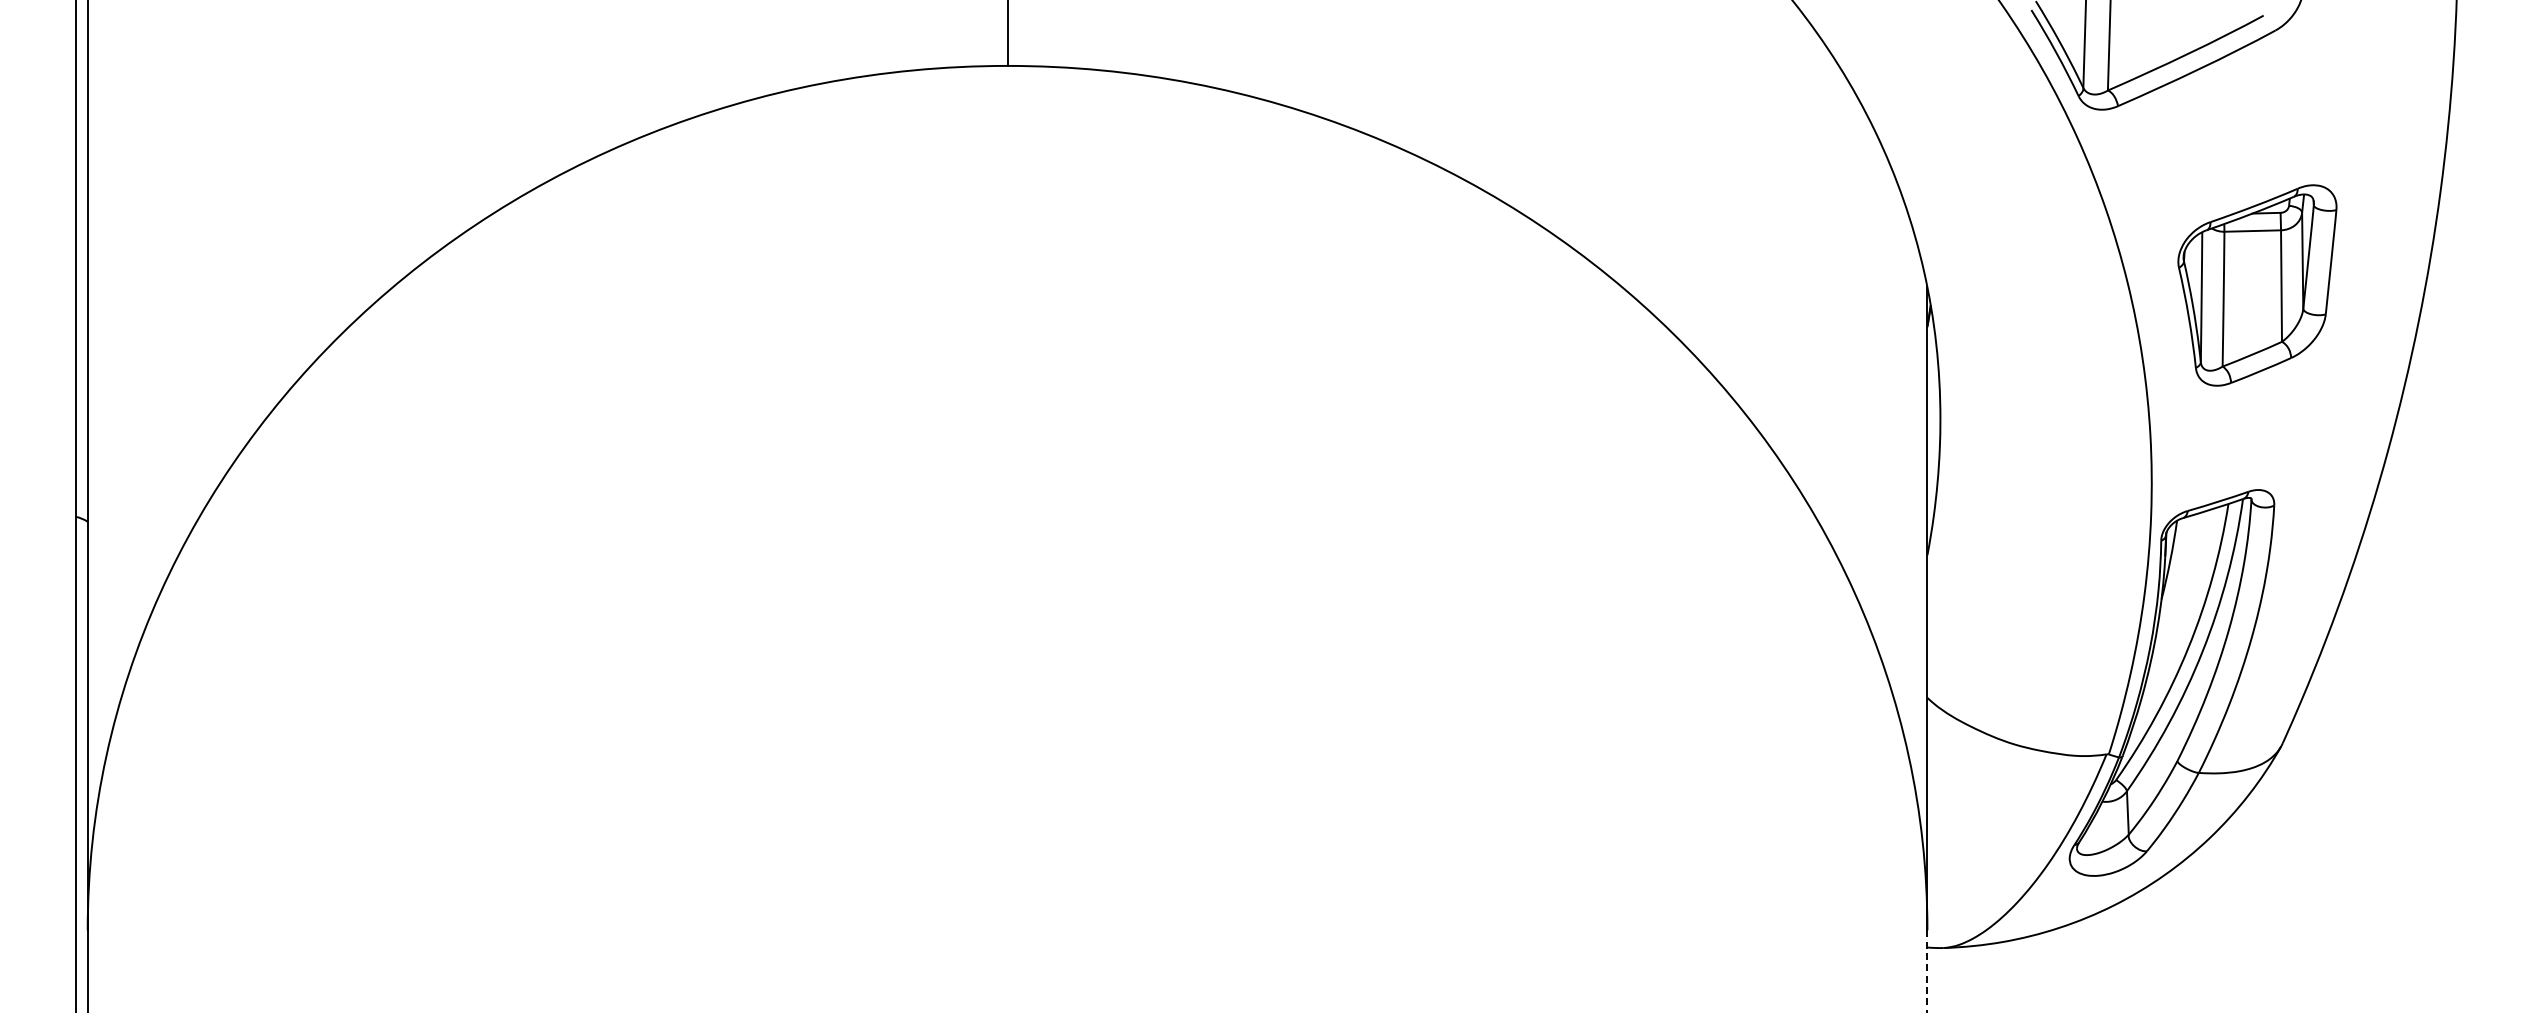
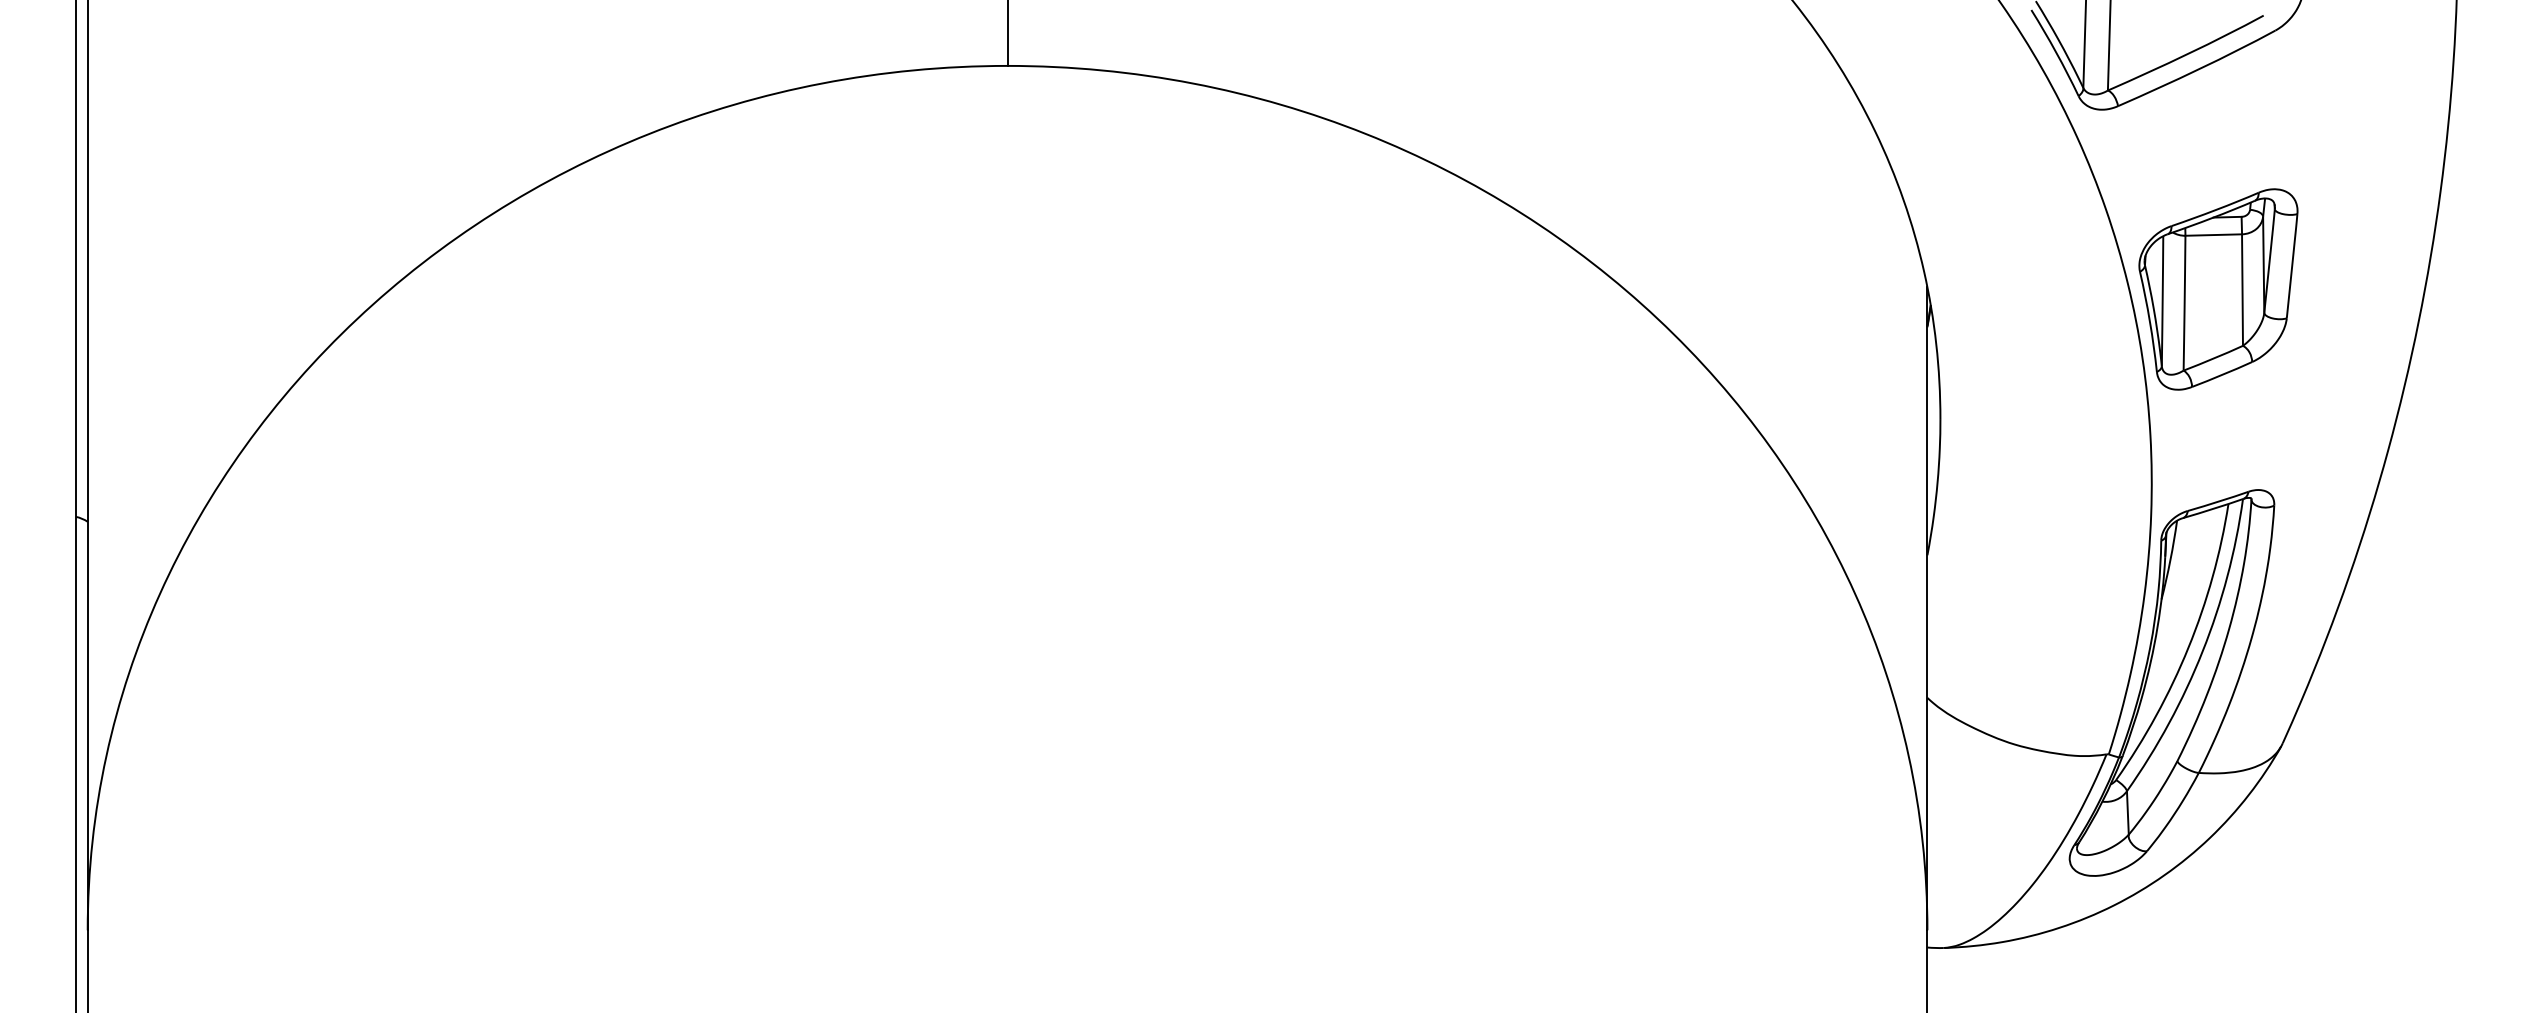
part position: (2257, 285) -> (2218, 289) (2218, 289)
line: dashed -> solid (1927, 971)
